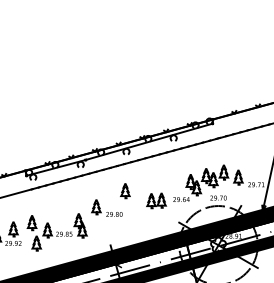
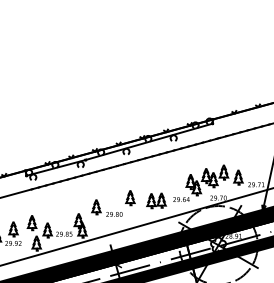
part position: (125, 191) -> (130, 198) (130, 198)
line: none -> present (136, 226)
